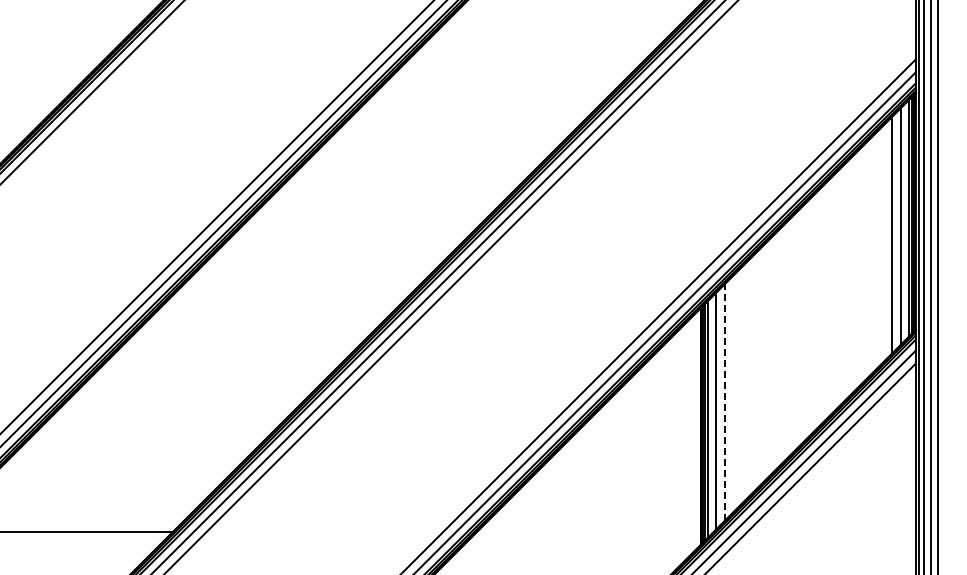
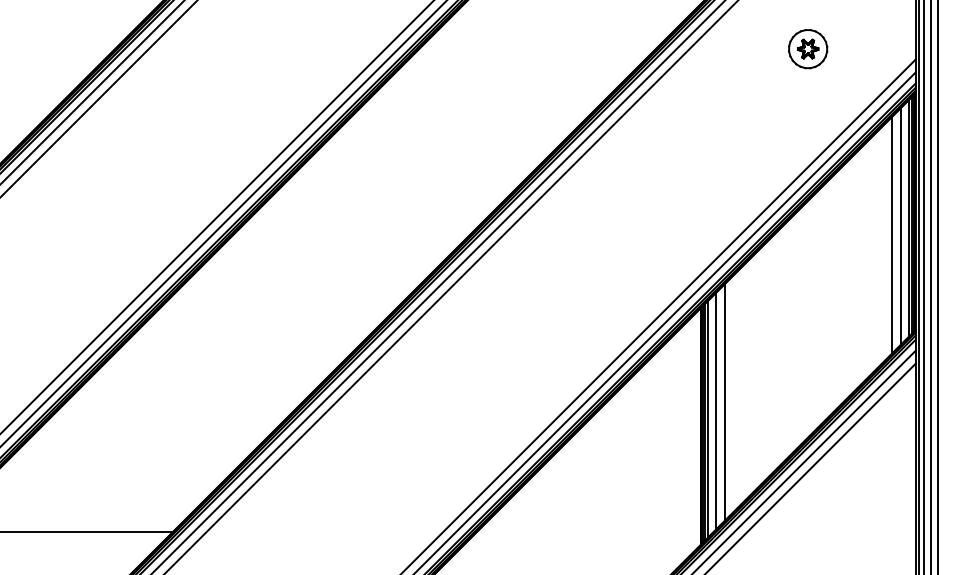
part: none -> present (808, 49)
line: none -> present (98, 98)
line: dashed -> solid (724, 402)
